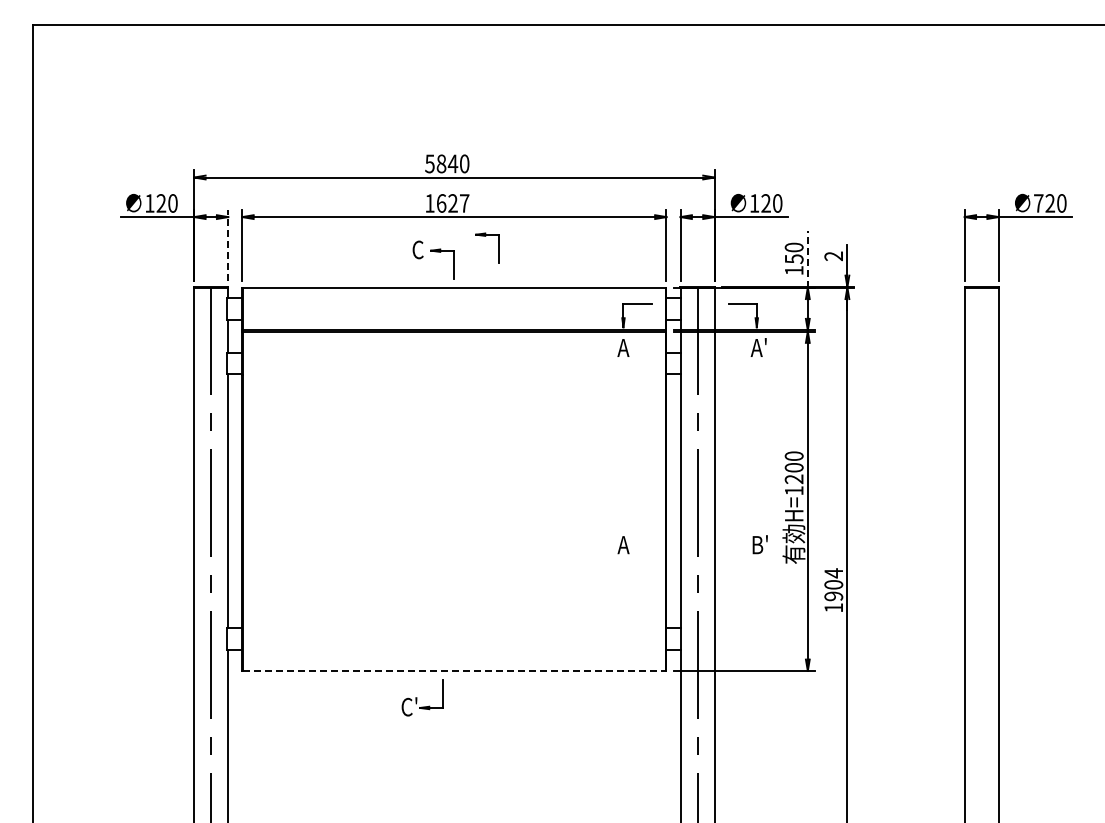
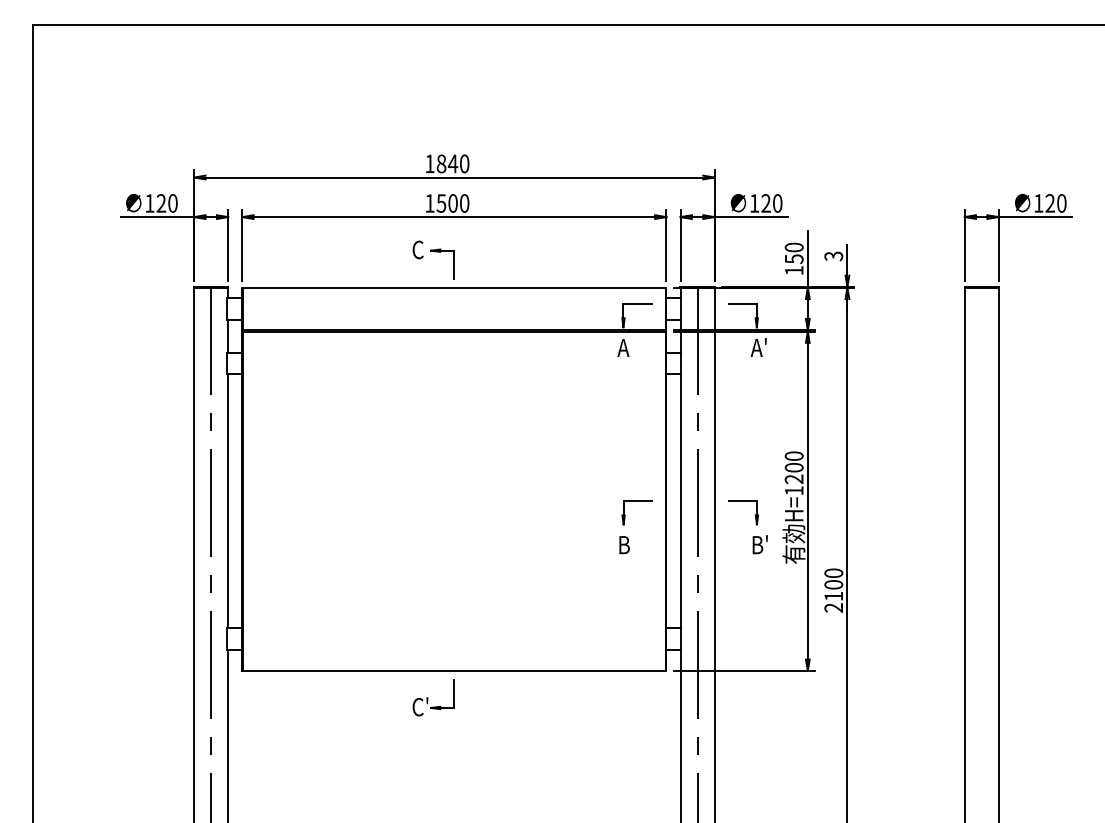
text: 5840 -> 1840 (429, 163)
text: 1627 -> 1500 (452, 203)
text: 720 -> 120 (1038, 203)
line: dashed -> solid (228, 244)
part: present -> none (498, 247)
text: 2 -> 3 (833, 256)
line: dashed -> solid (807, 259)
part: none -> present (636, 501)
part: none -> present (743, 501)
text: A -> B (623, 545)
text: 1904 -> 2100 (833, 590)
line: dashed -> solid (454, 670)
part position: (422, 697) -> (433, 697) (433, 697)
